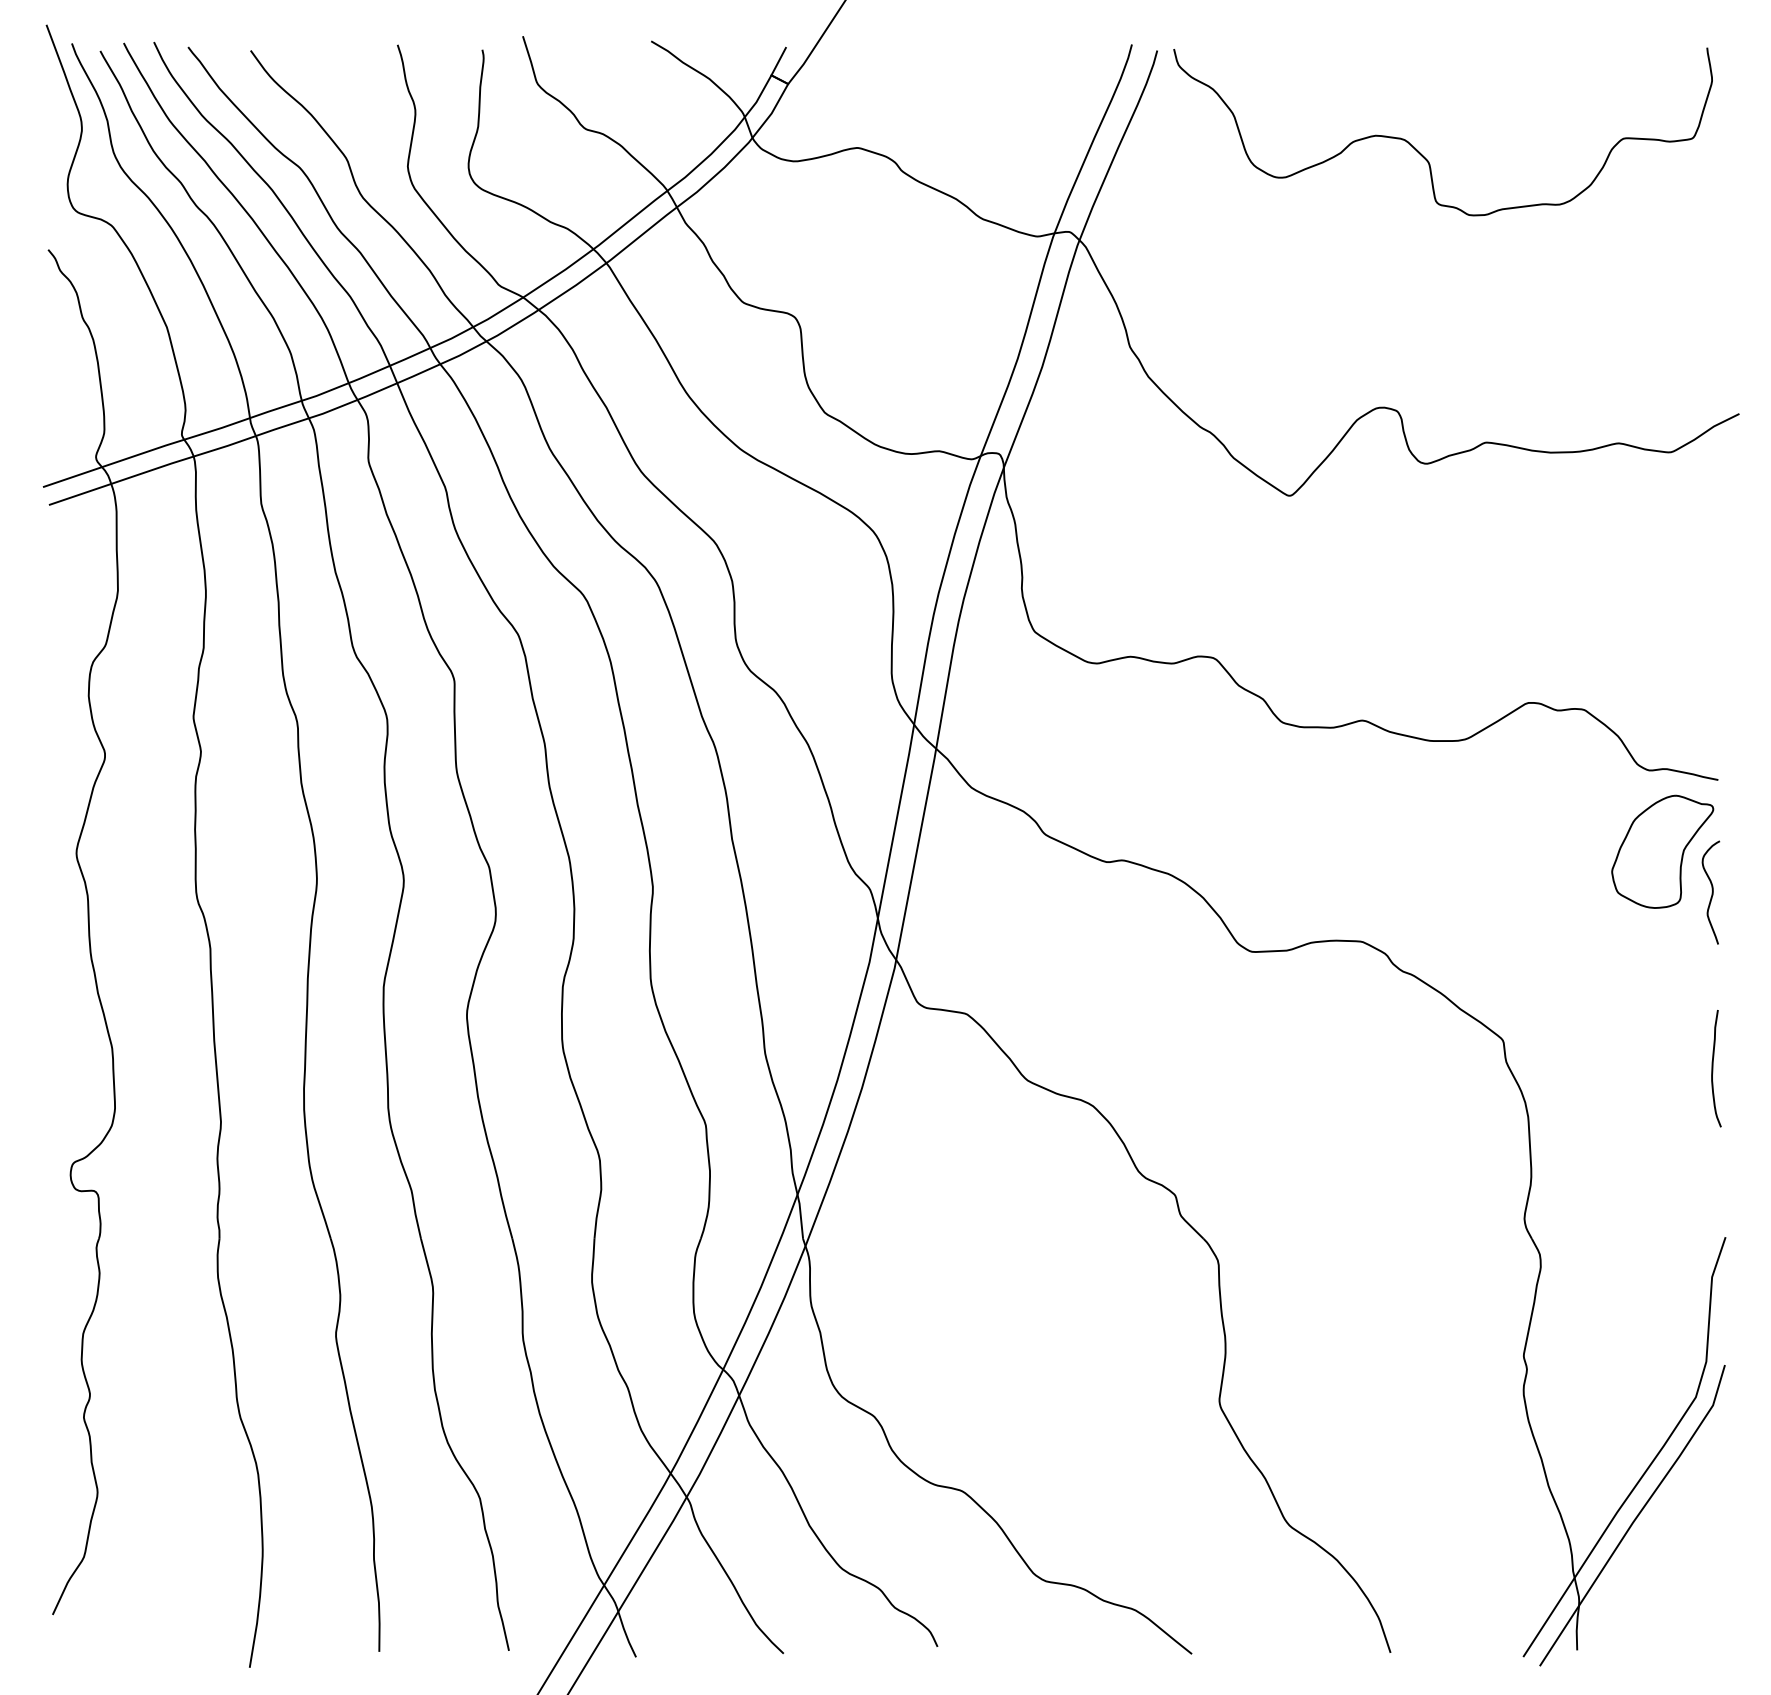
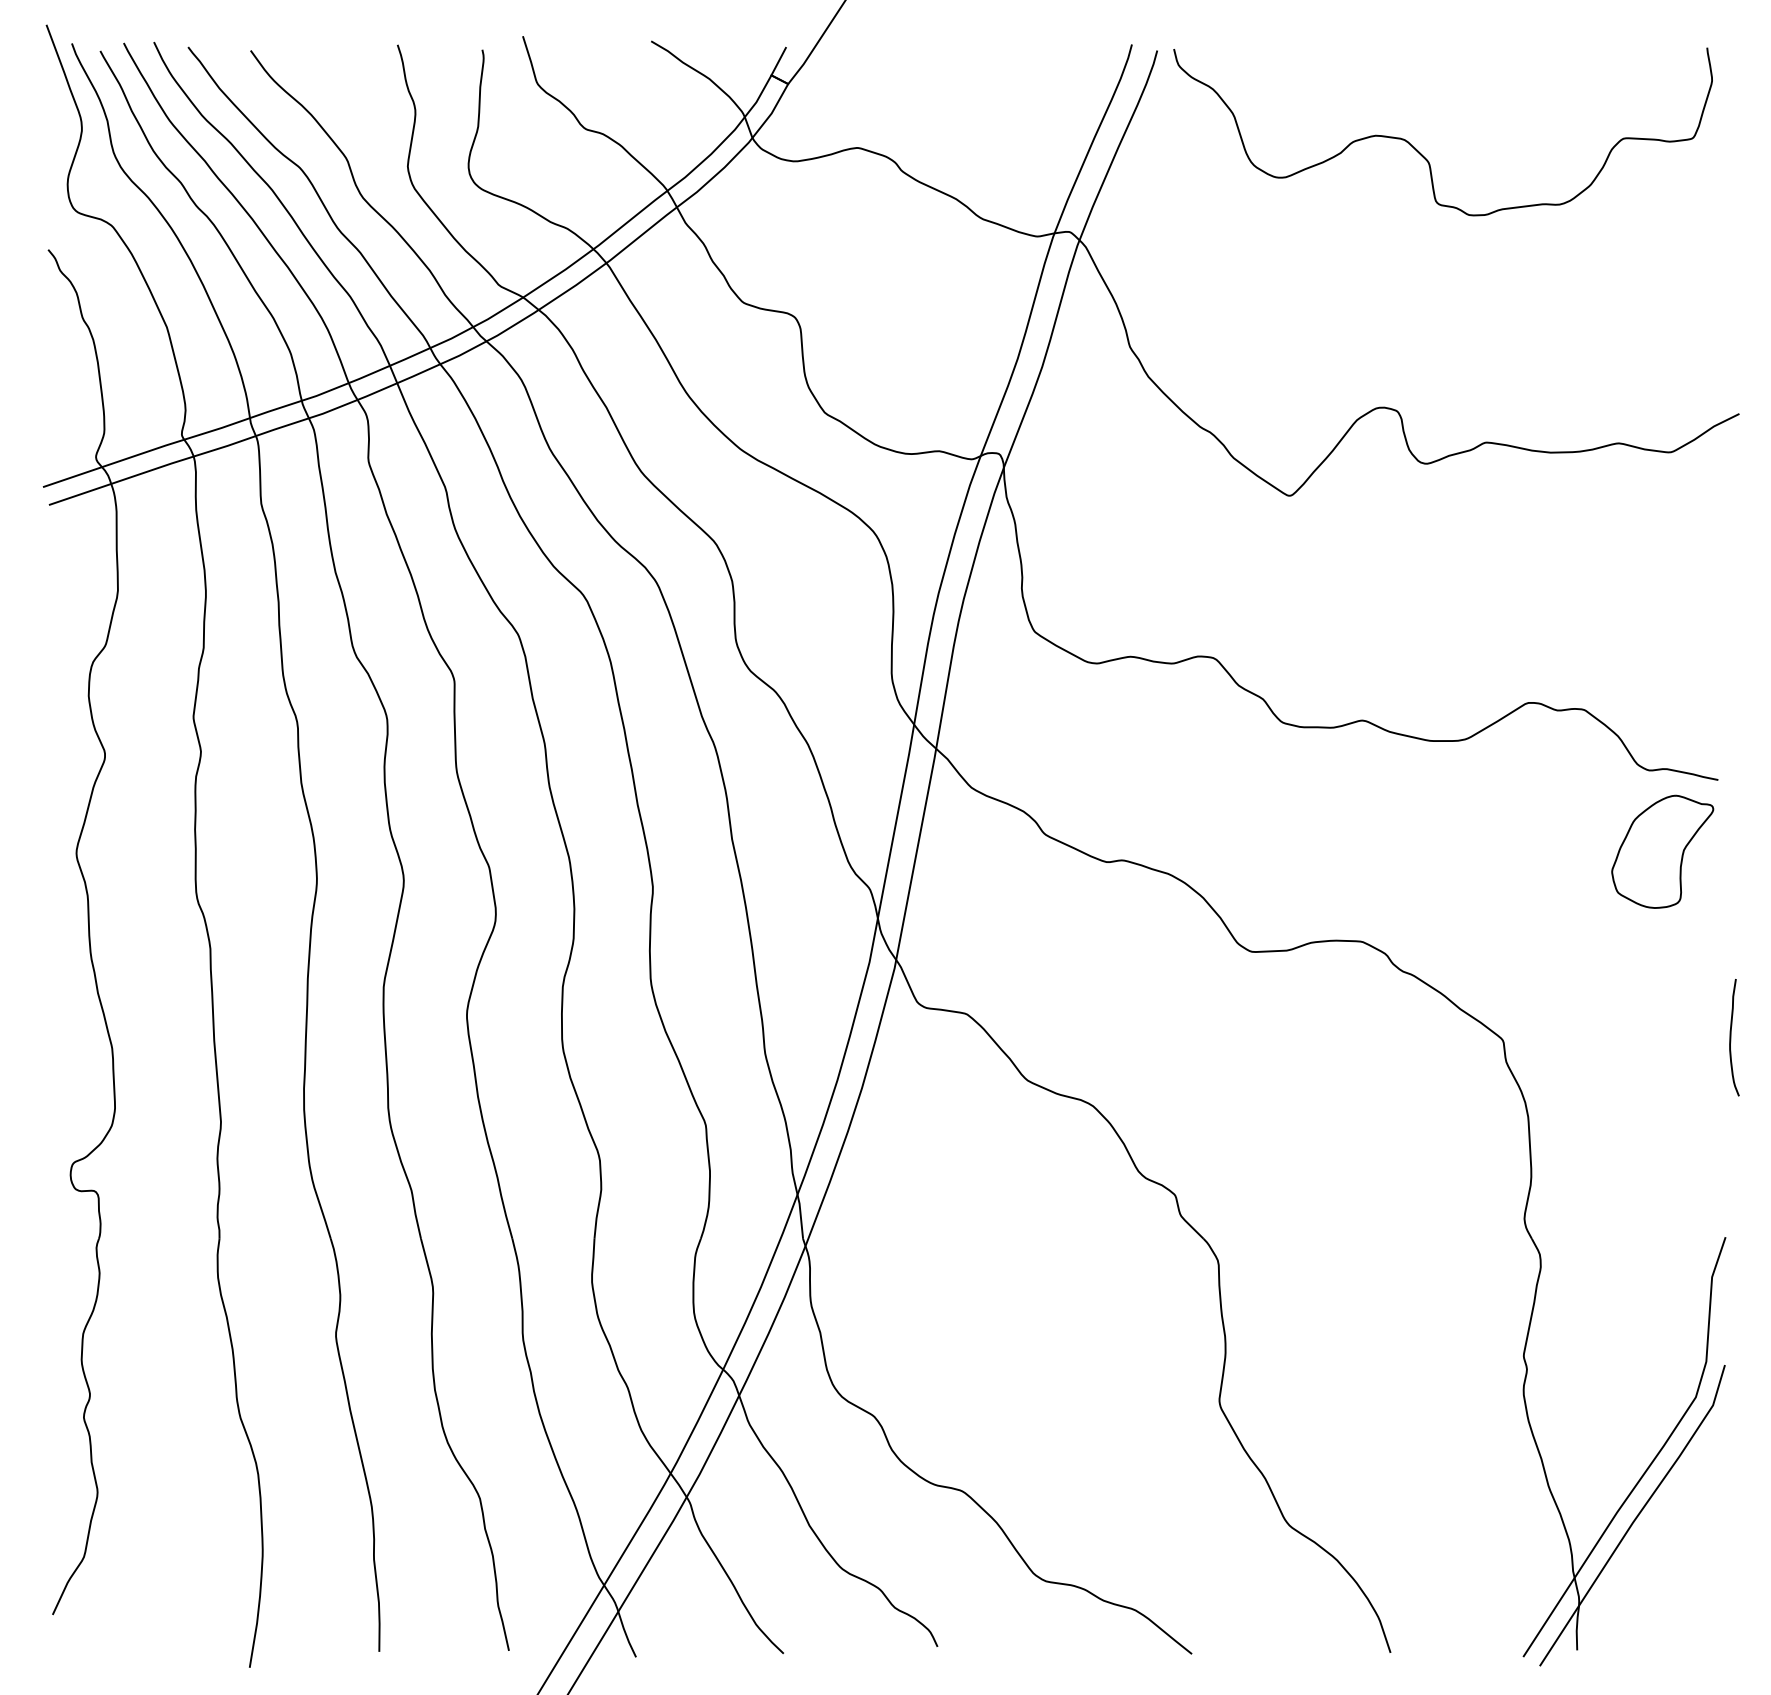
curve: present -> none (1711, 892)
curve position: (1713, 1068) -> (1731, 1037) (1731, 1037)
